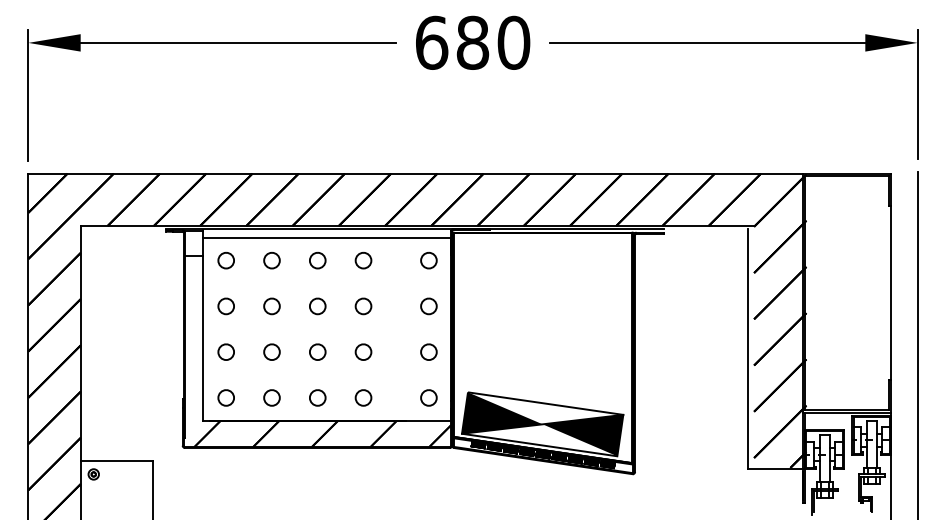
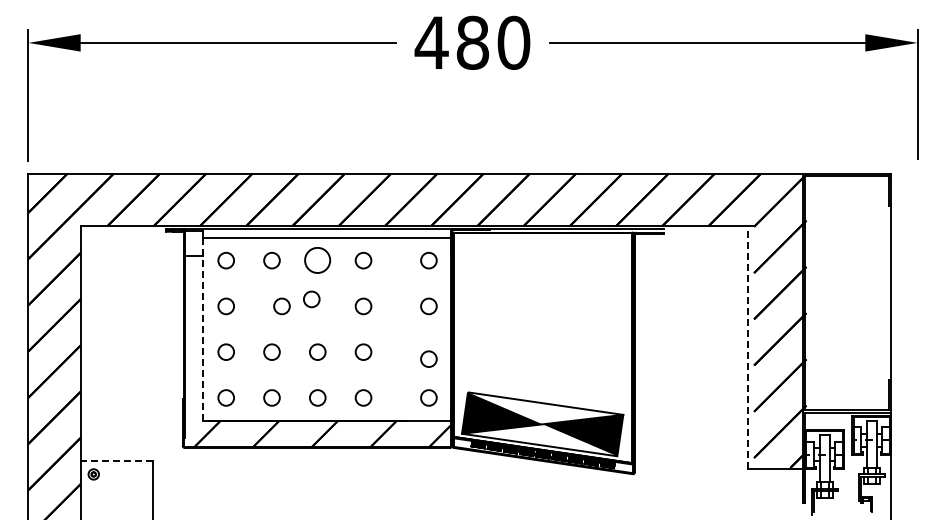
text: 680 -> 480 (431, 42)
part size: 18x18 px -> 28x27 px (317, 260)
part position: (271, 306) -> (281, 306) (281, 306)
part position: (317, 306) -> (311, 299) (311, 299)
line: solid -> dashed (203, 329)
line: present -> none (917, 344)
line: solid -> dashed (747, 348)
part position: (428, 351) -> (428, 358) (428, 358)
line: solid -> dashed (116, 461)
